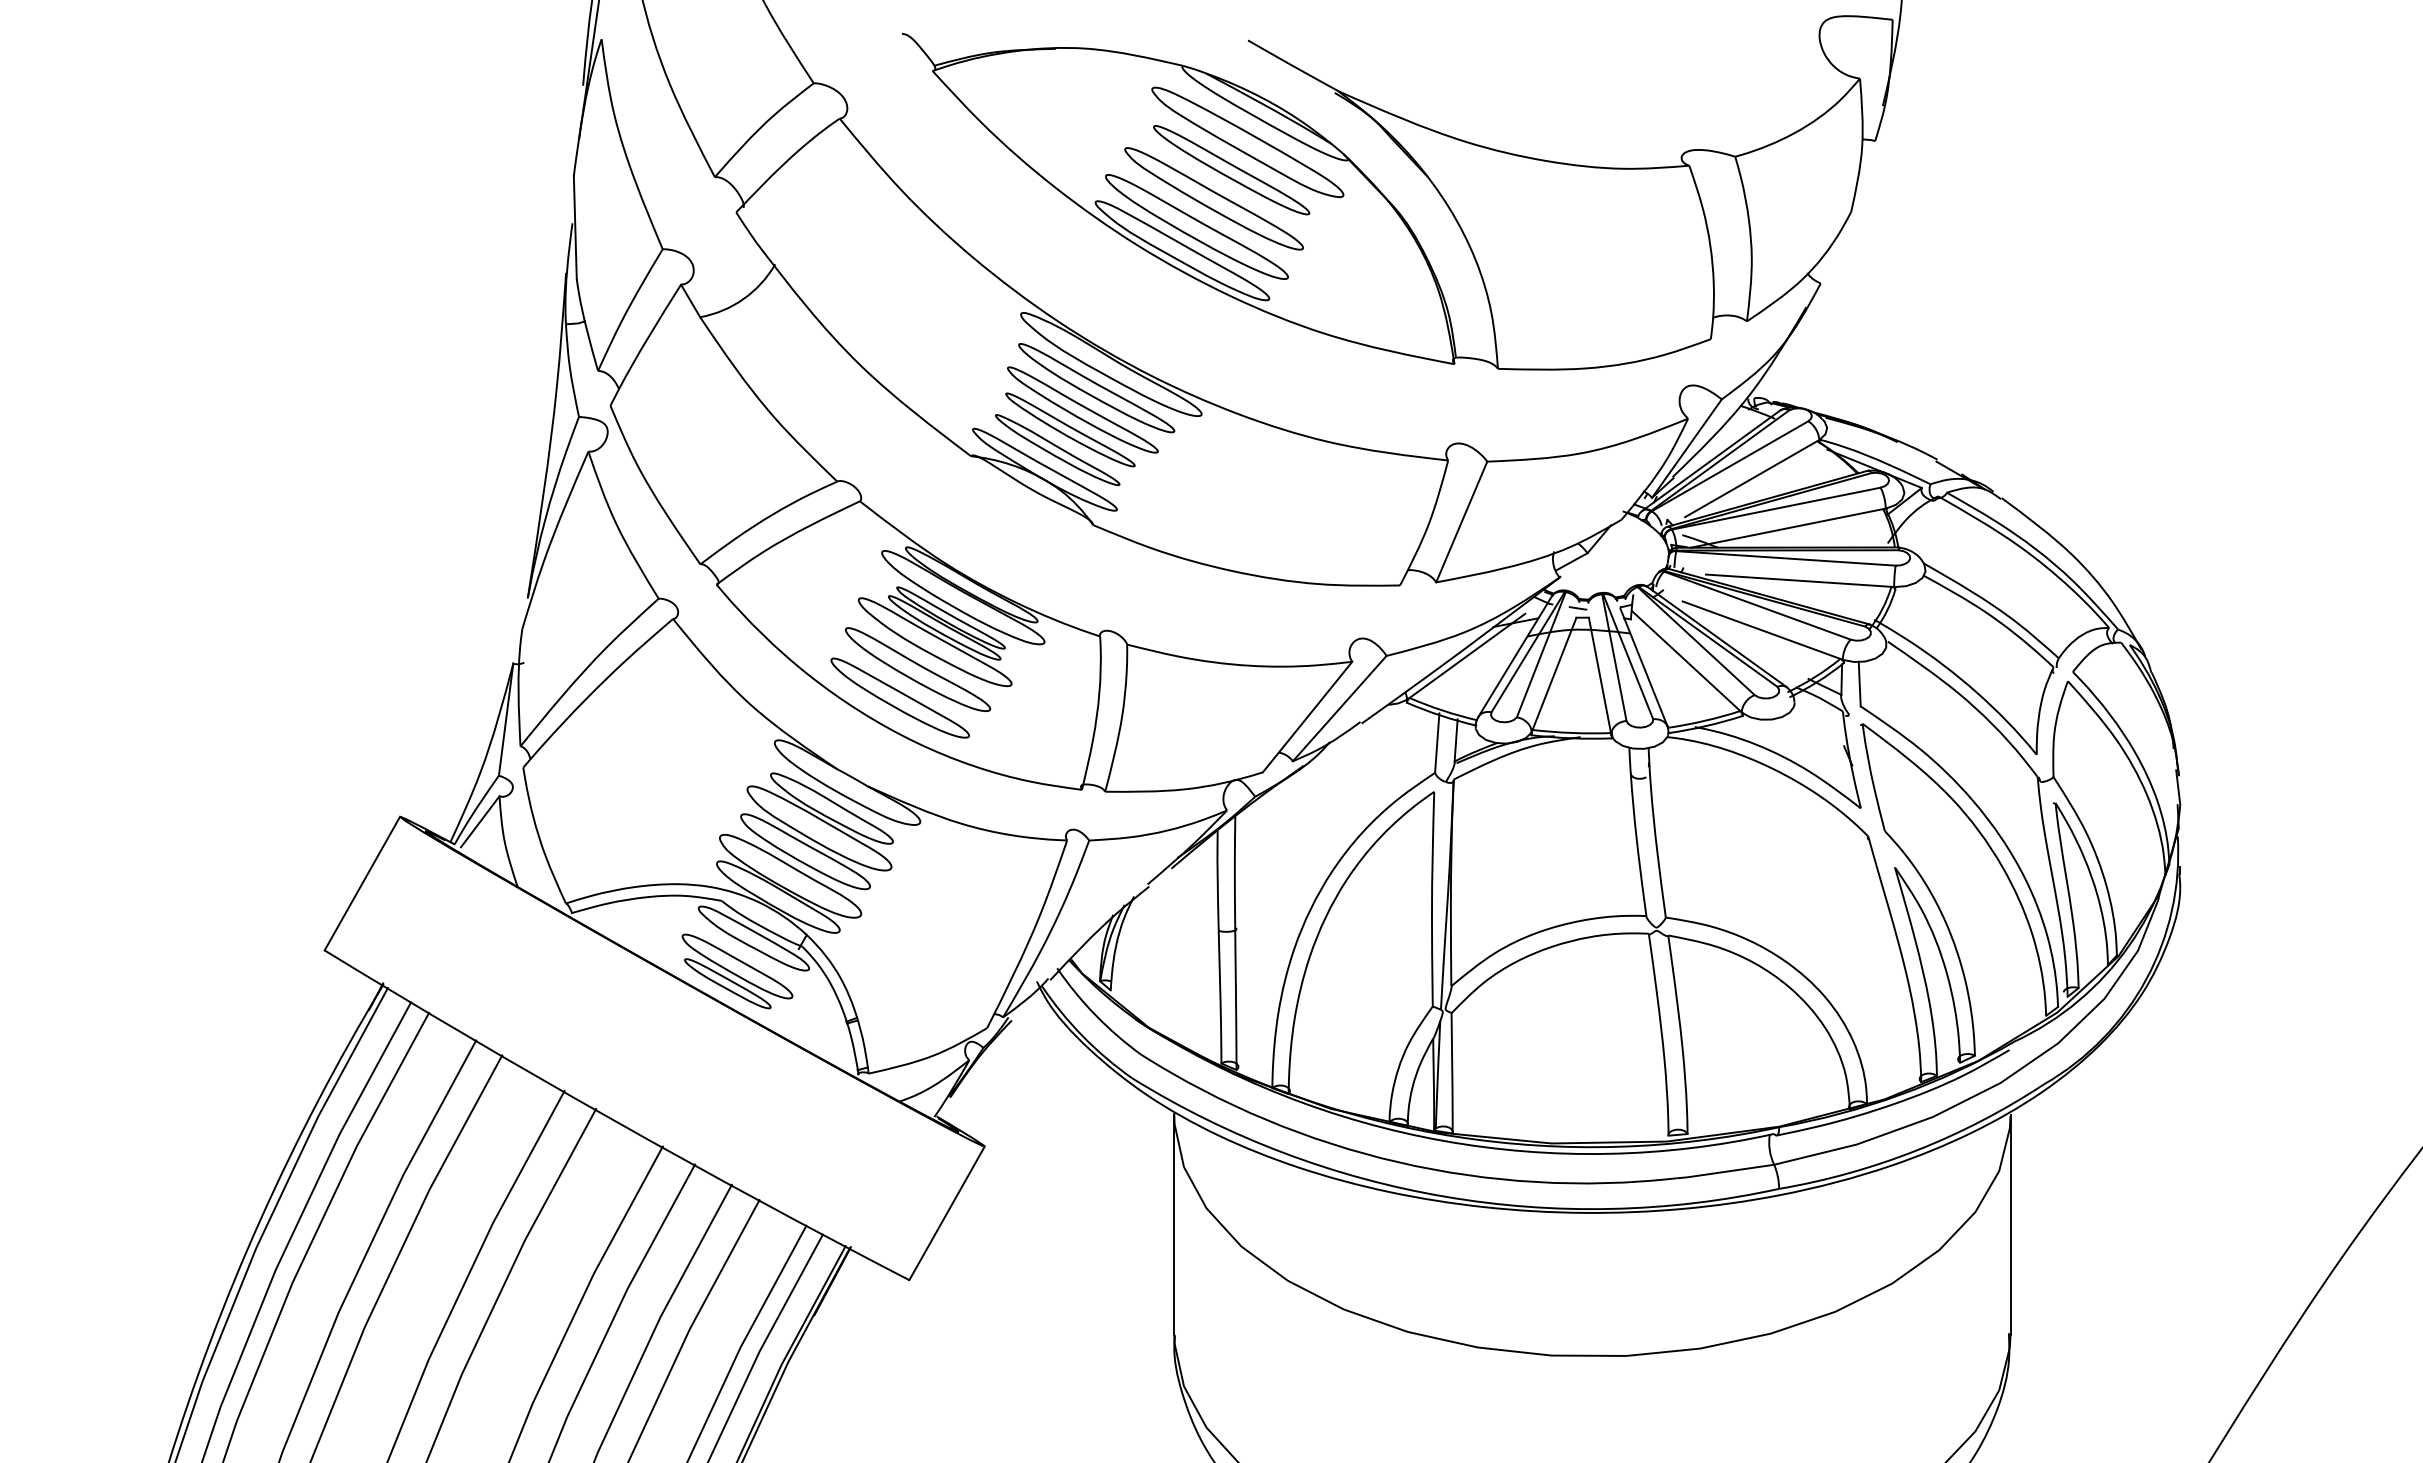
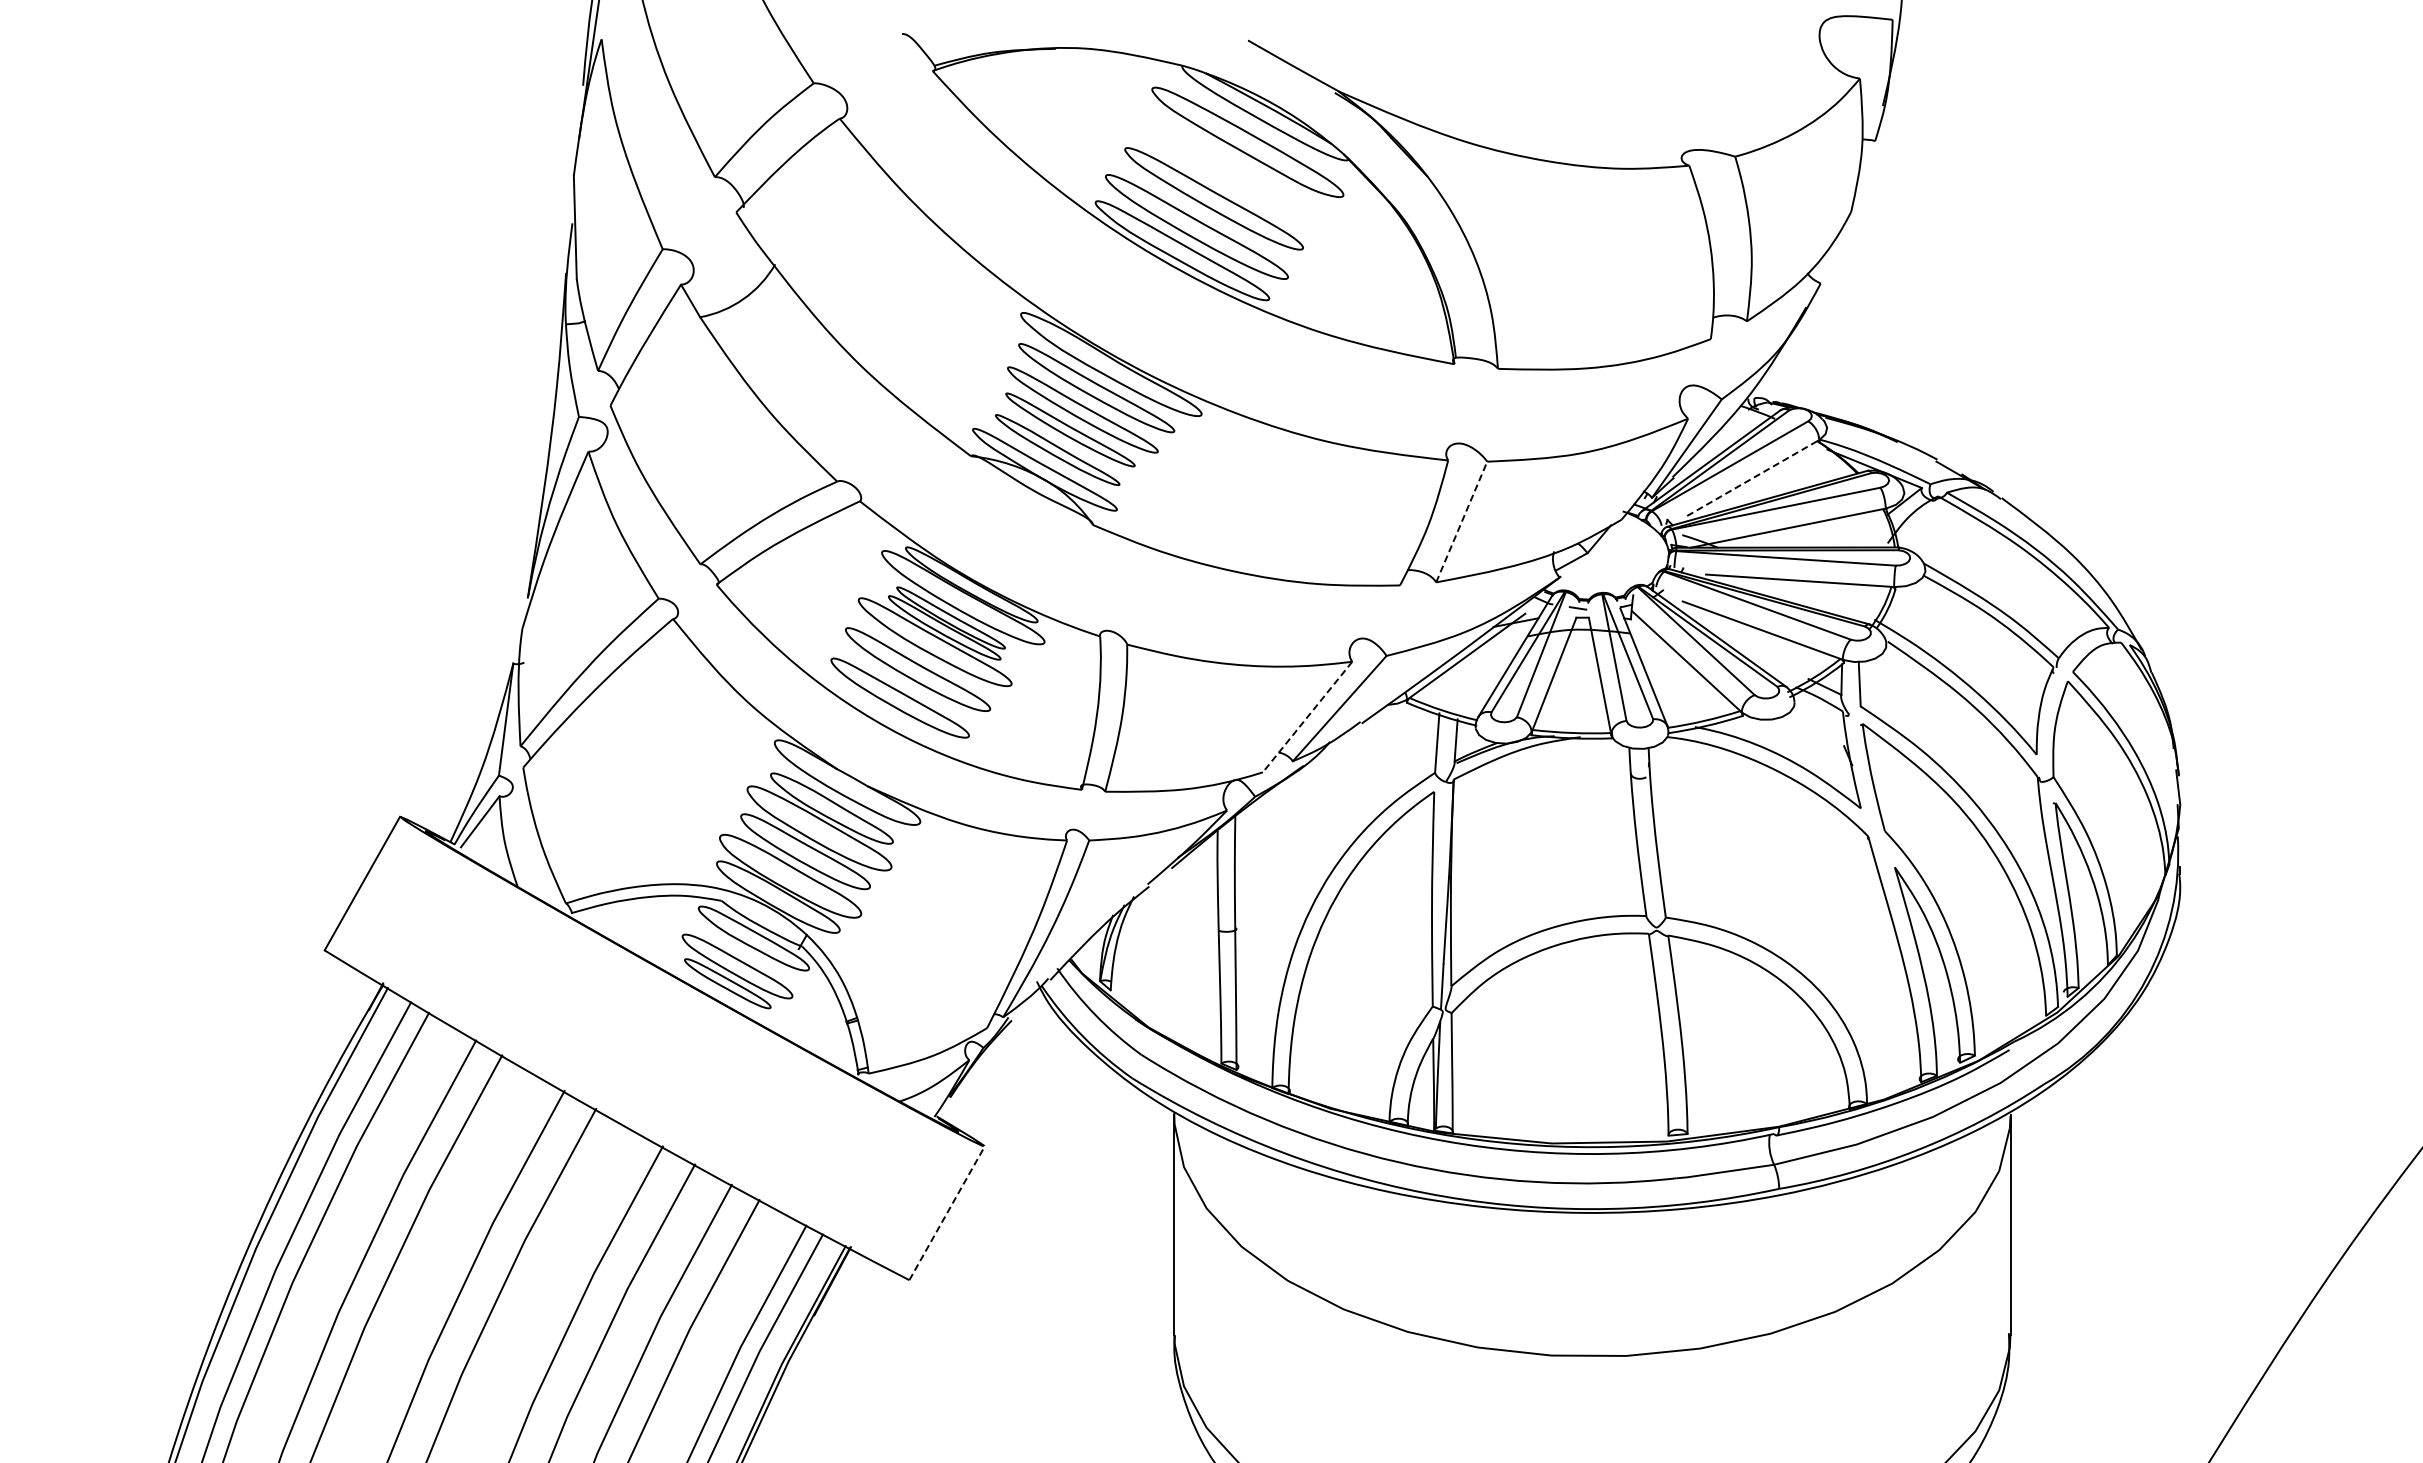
part: present -> none (1231, 170)
line: solid -> dashed (1750, 479)
line: solid -> dashed (1461, 522)
line: solid -> dashed (1307, 717)
line: solid -> dashed (947, 1213)
